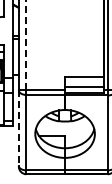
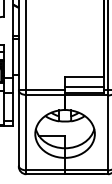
line: dashed -> solid (26, 45)
line: dashed -> solid (18, 128)
